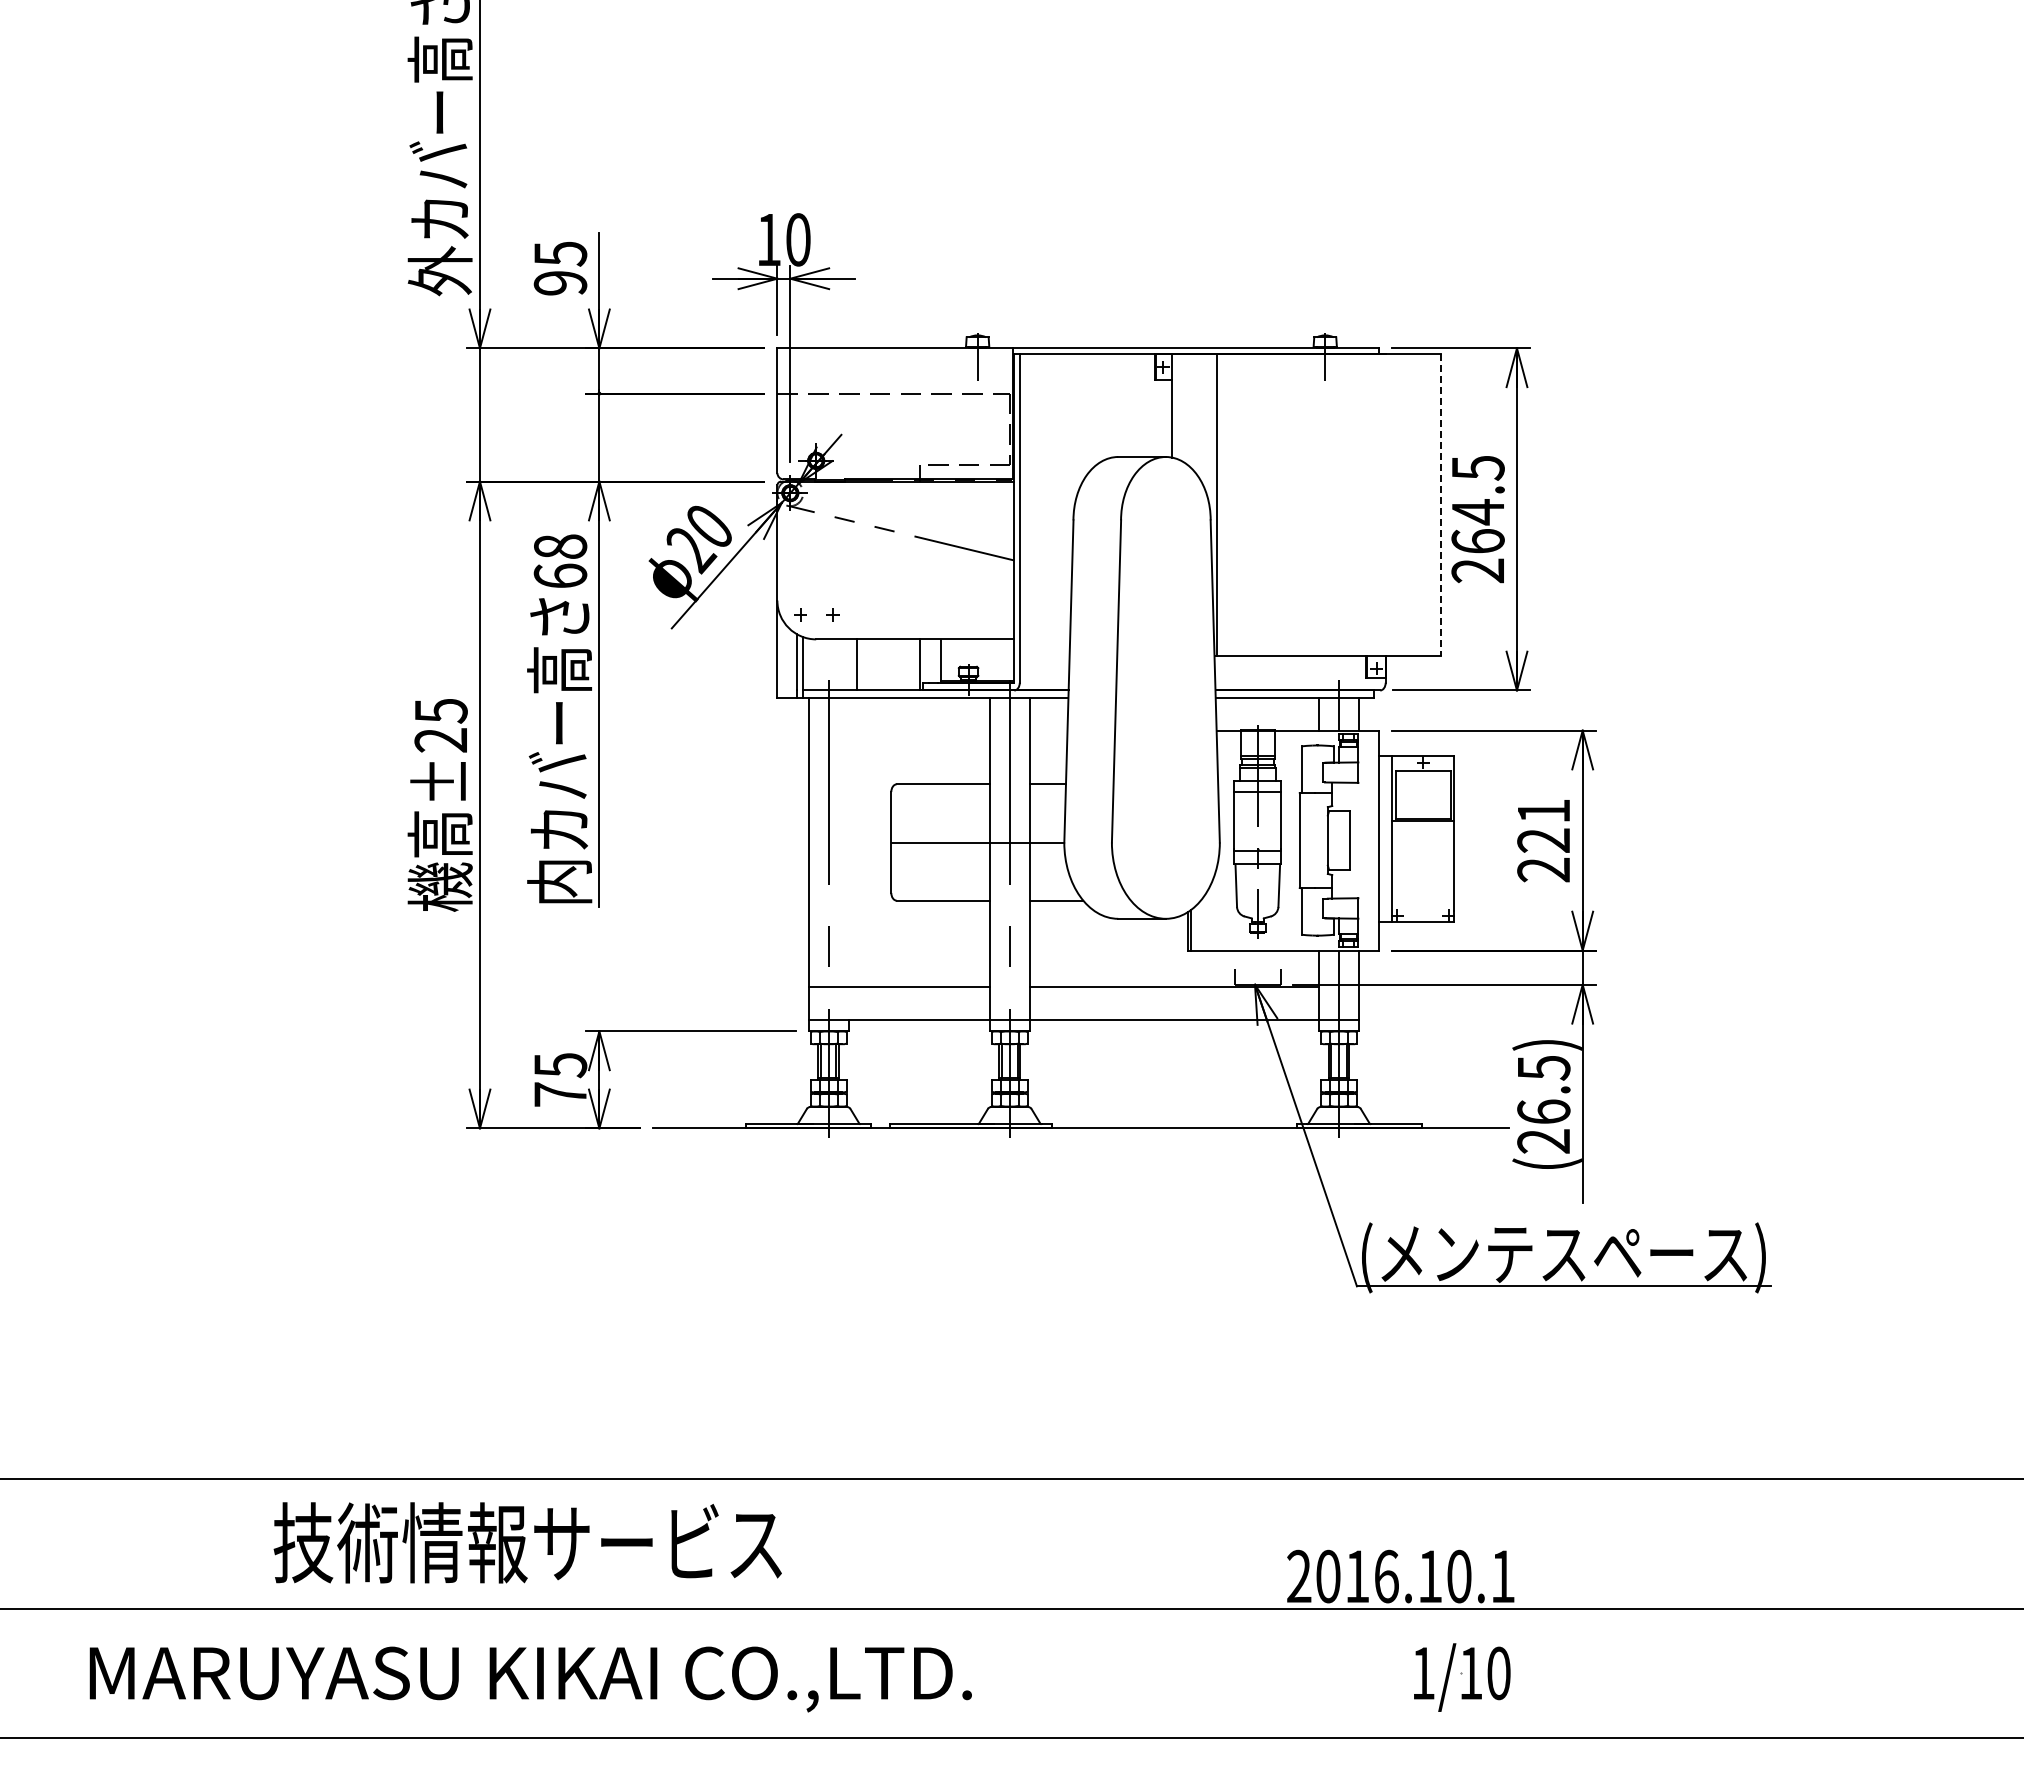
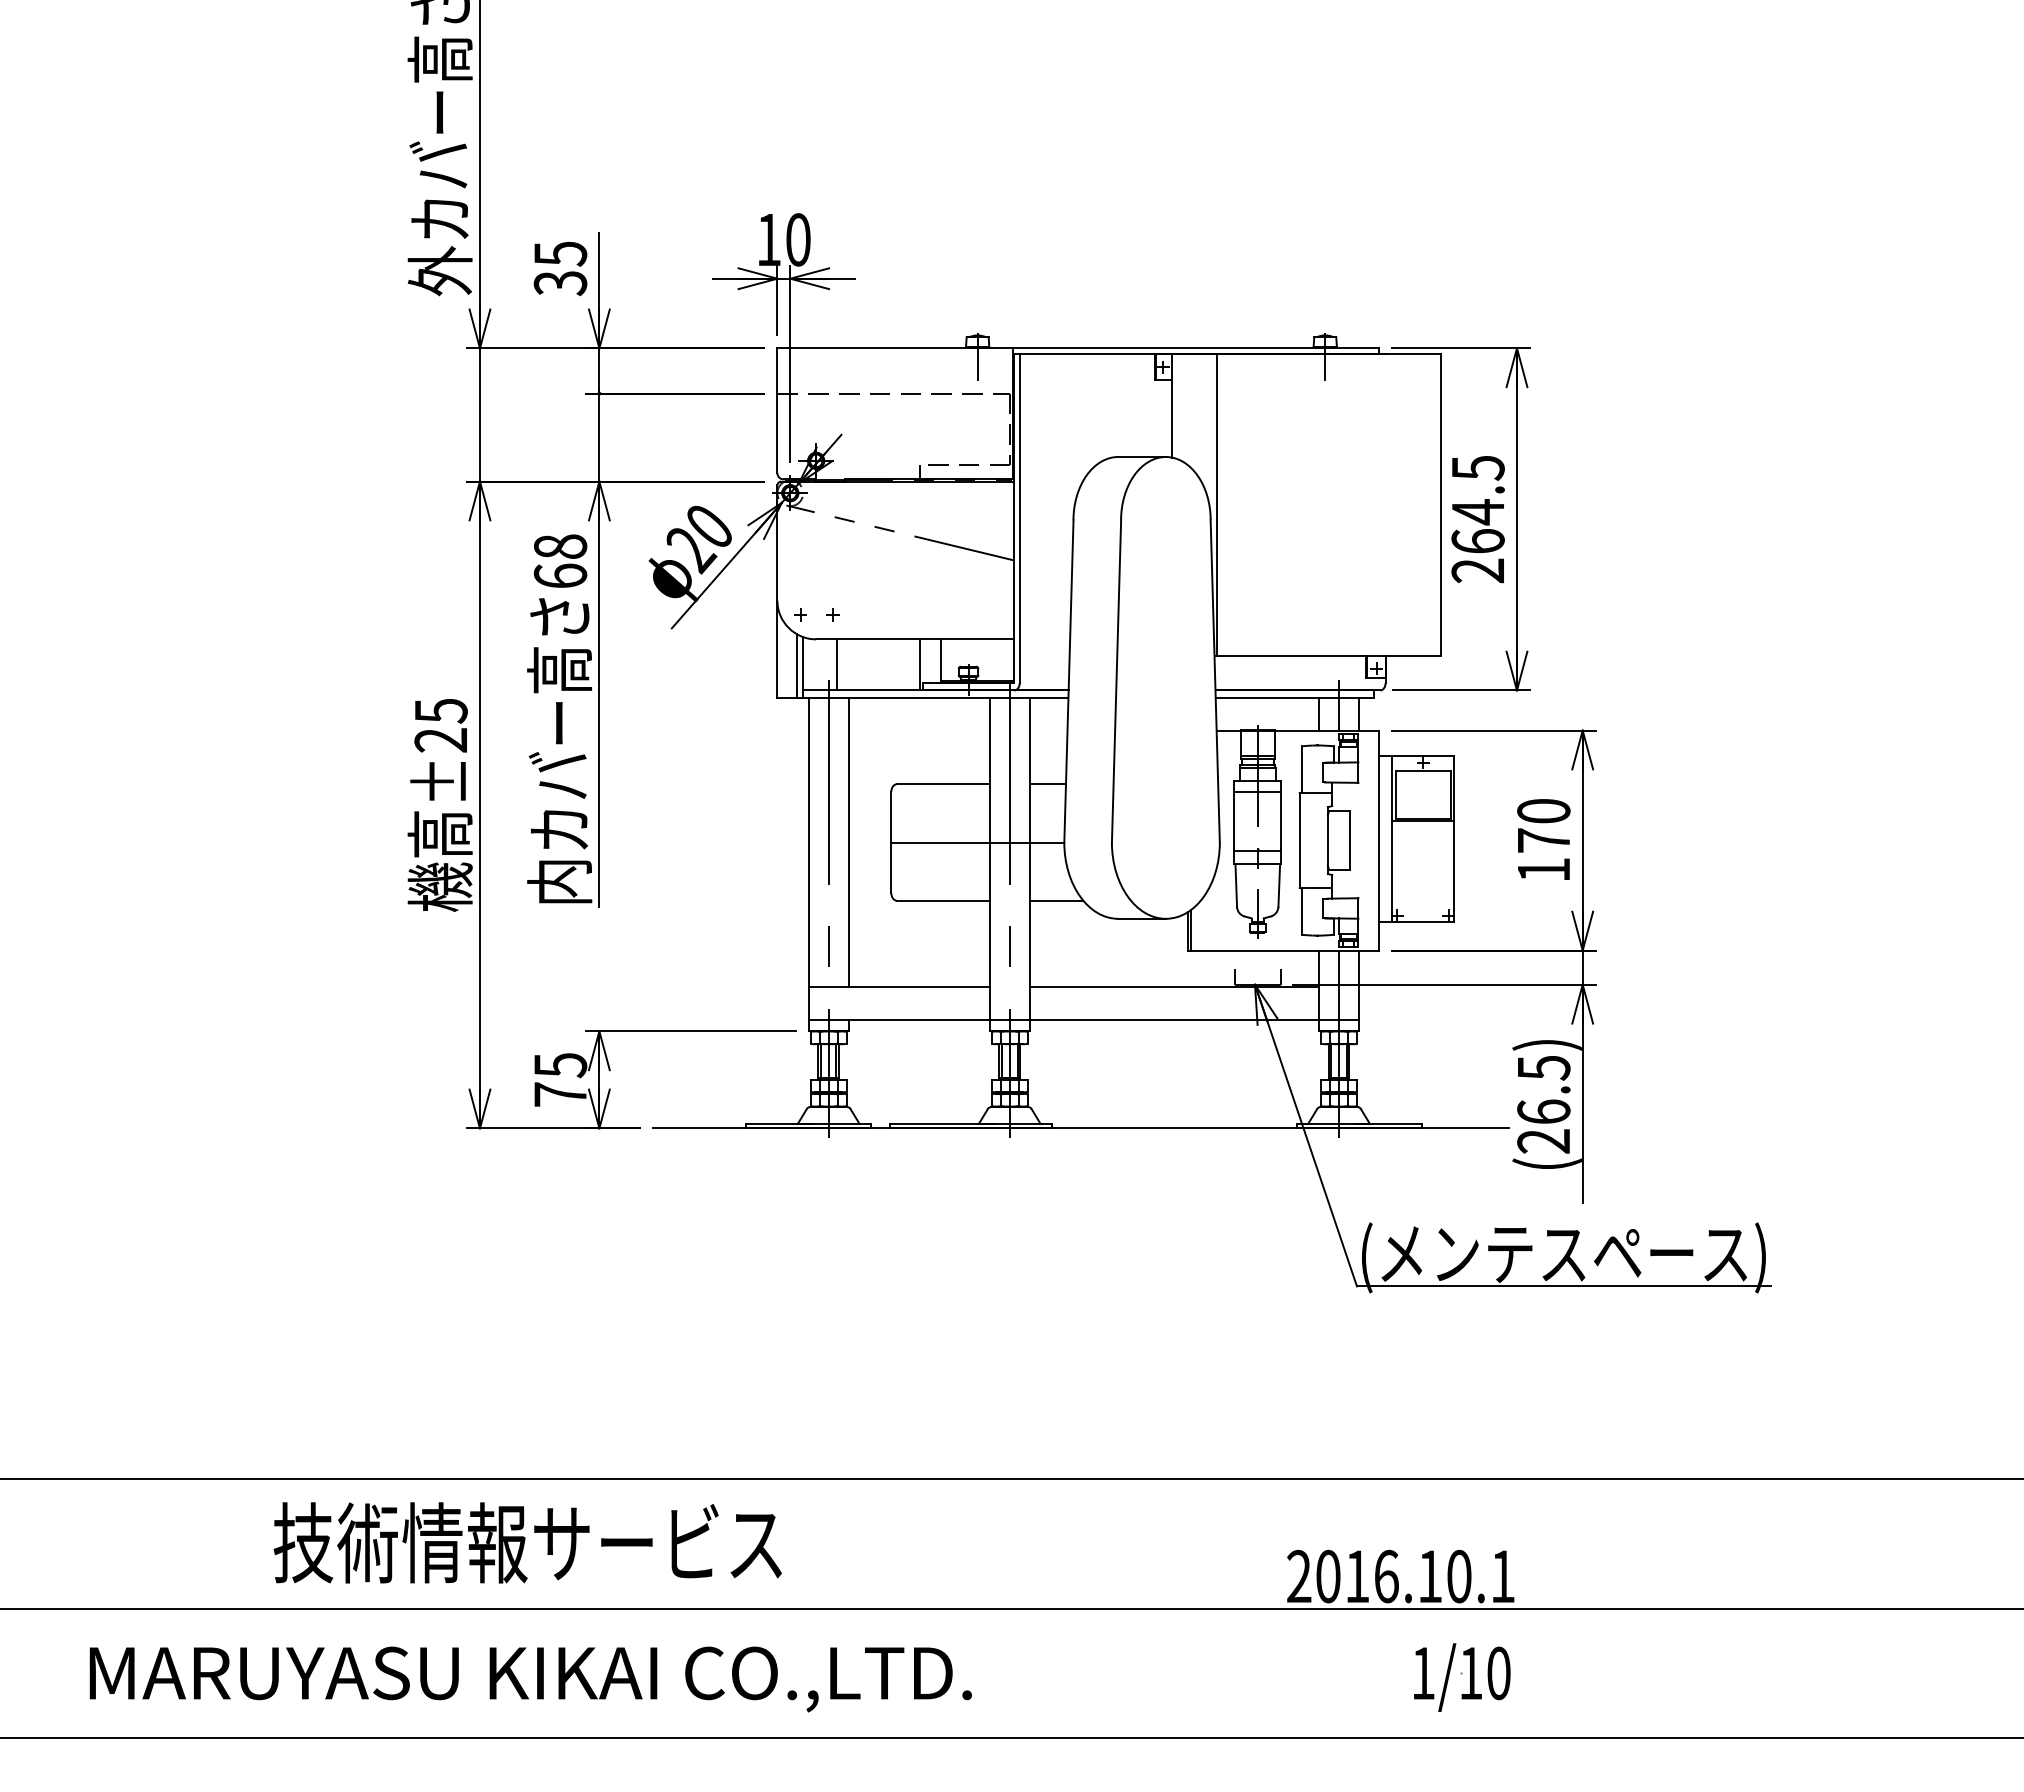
text: 95 -> 35 (560, 283)
line: dashed -> solid (1440, 504)
line position: (857, 664) -> (837, 664) (837, 664)
text: 221 -> 170 (1543, 840)
line: none -> present (848, 842)
